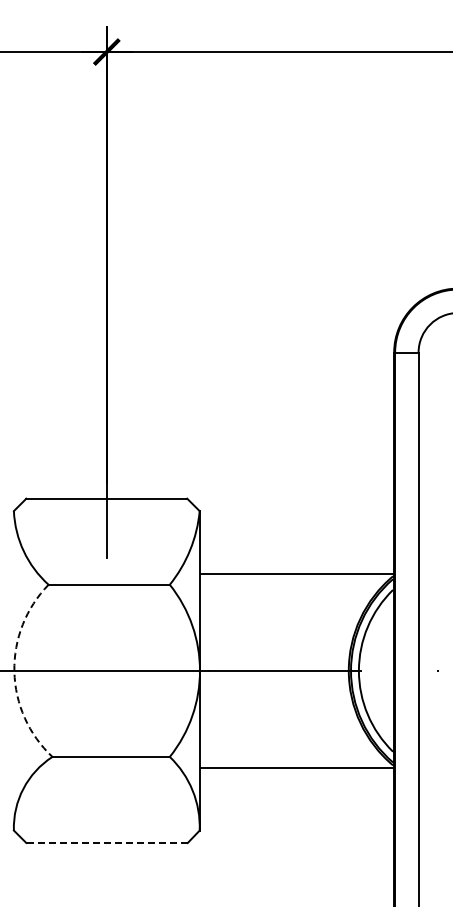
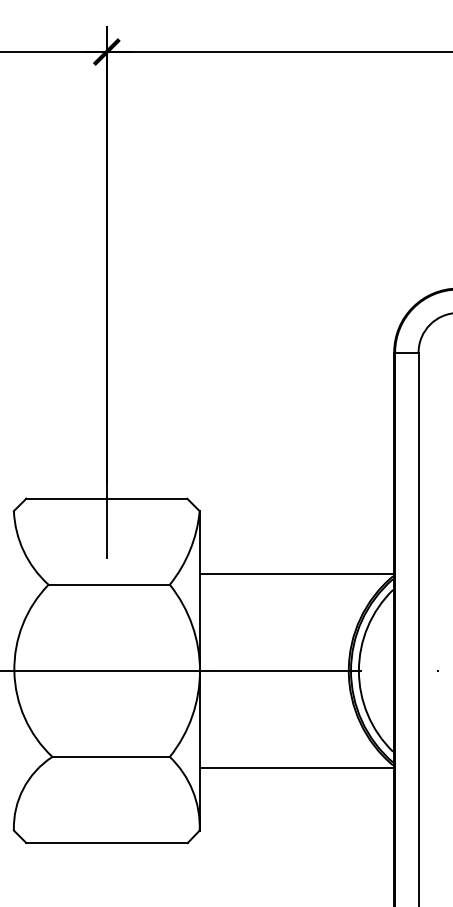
arc: dashed -> solid (14, 671)
line: dashed -> solid (107, 843)
